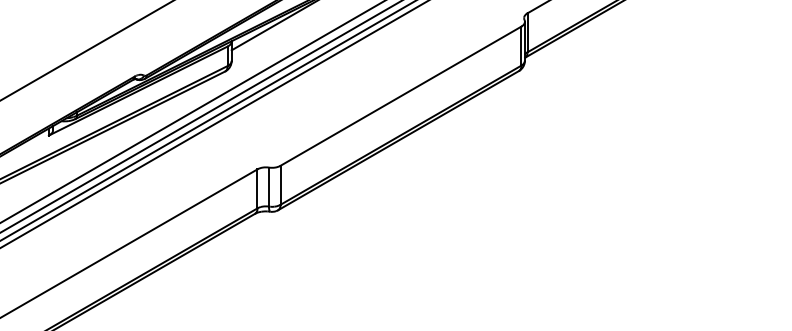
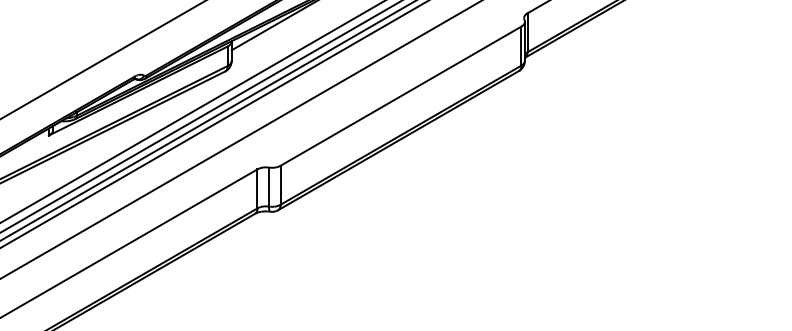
line position: (86, 50) -> (102, 59) (102, 59)
line: none -> present (240, 139)
